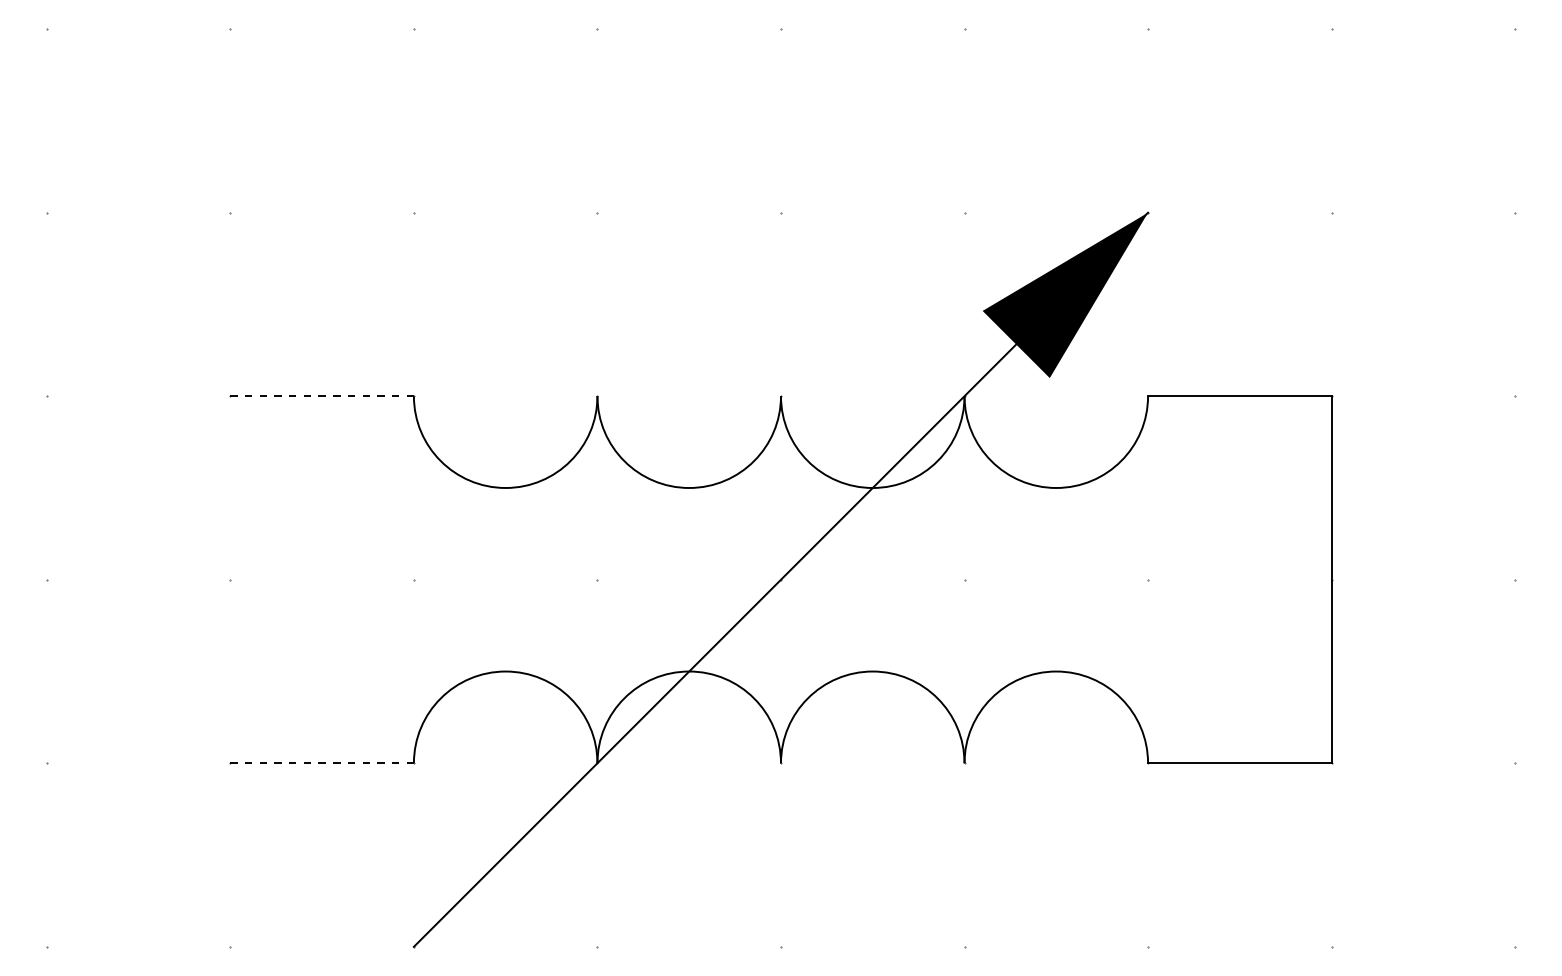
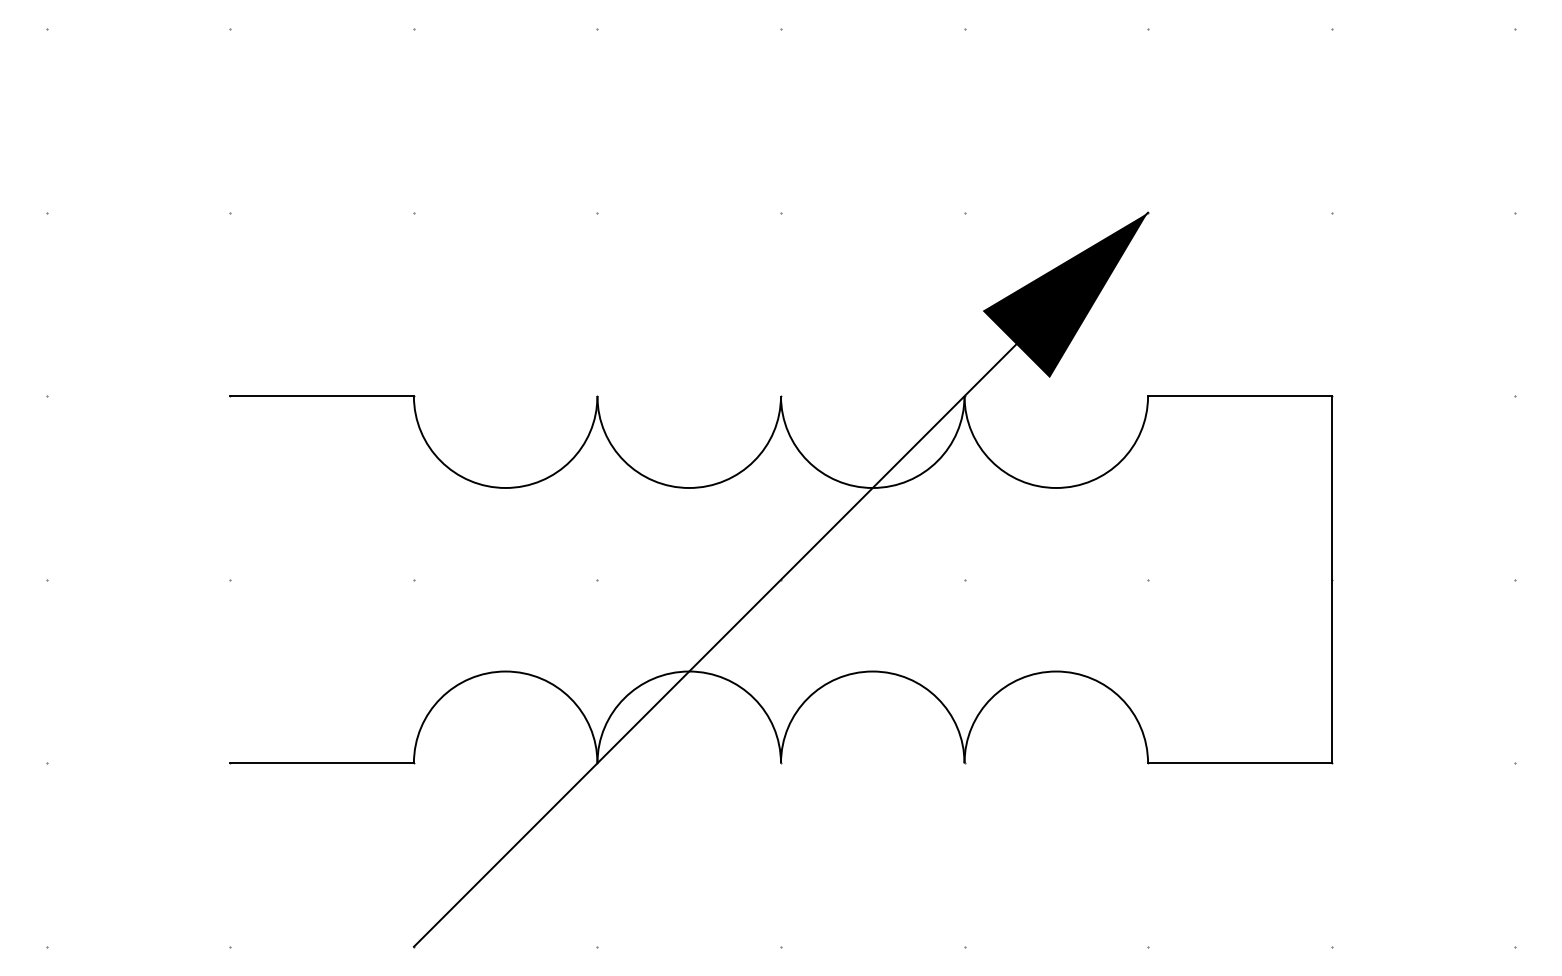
line: dashed -> solid (322, 396)
line: dashed -> solid (322, 763)
